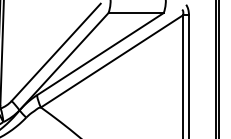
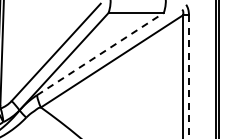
line: solid -> dashed (100, 54)
line: solid -> dashed (188, 77)
